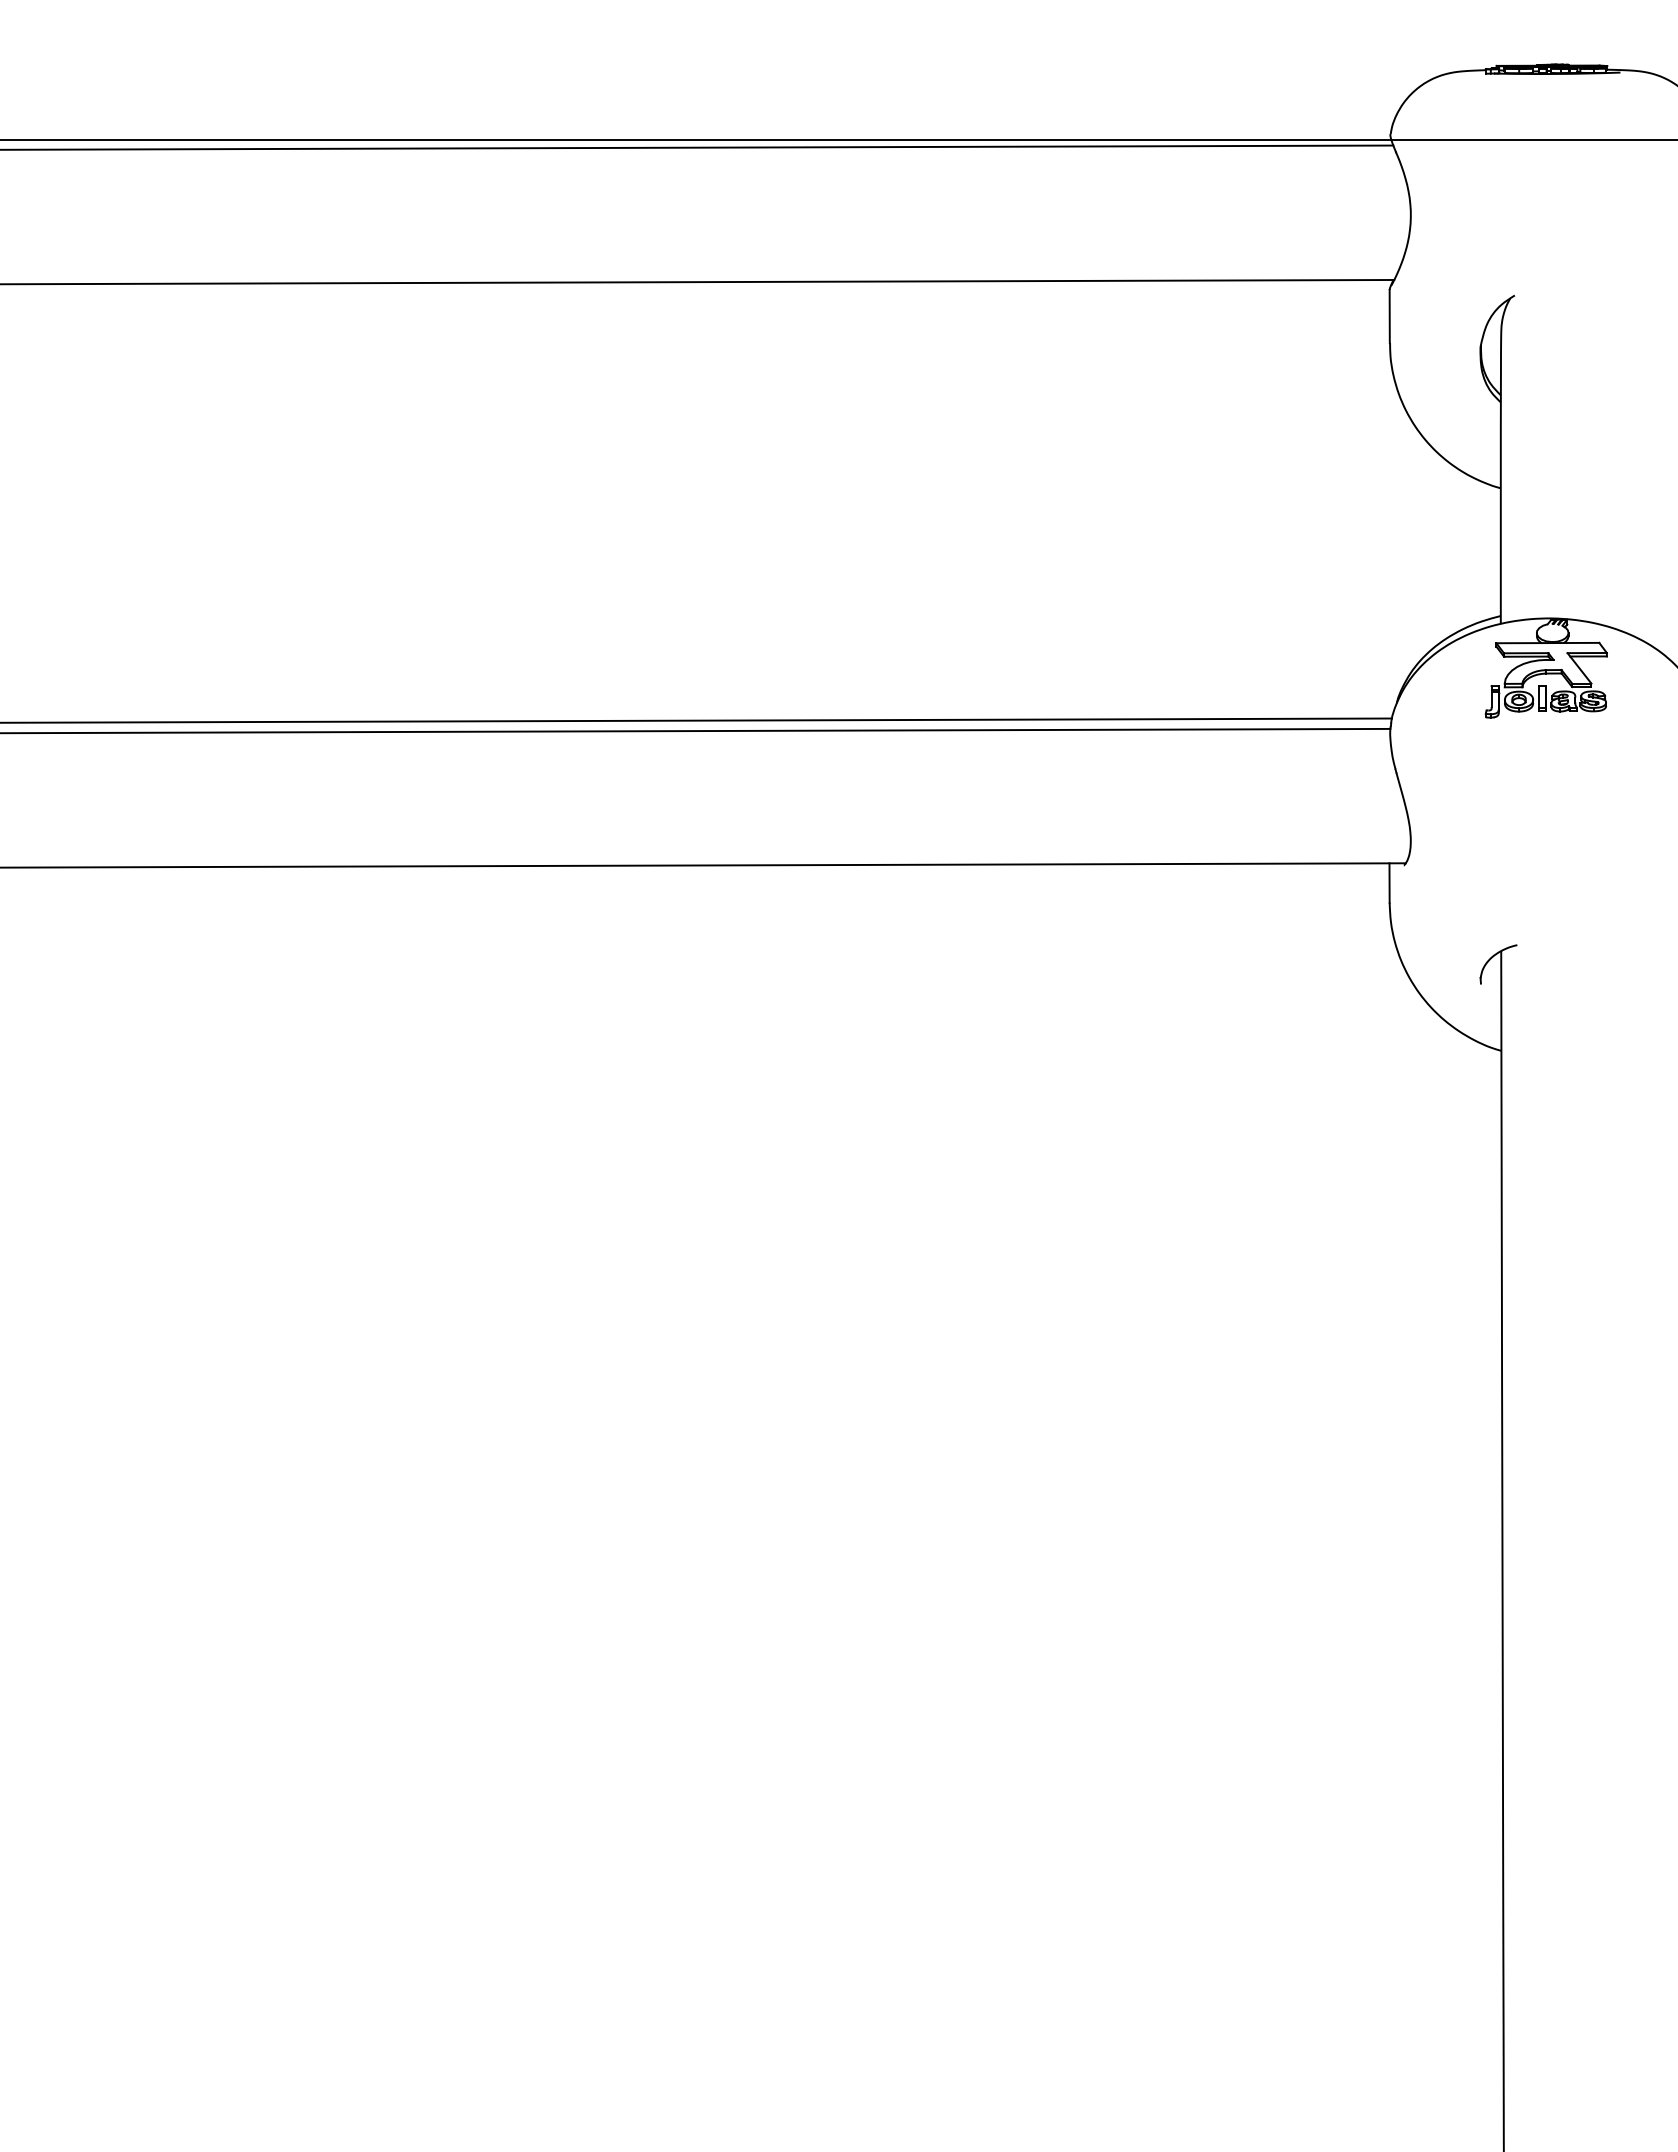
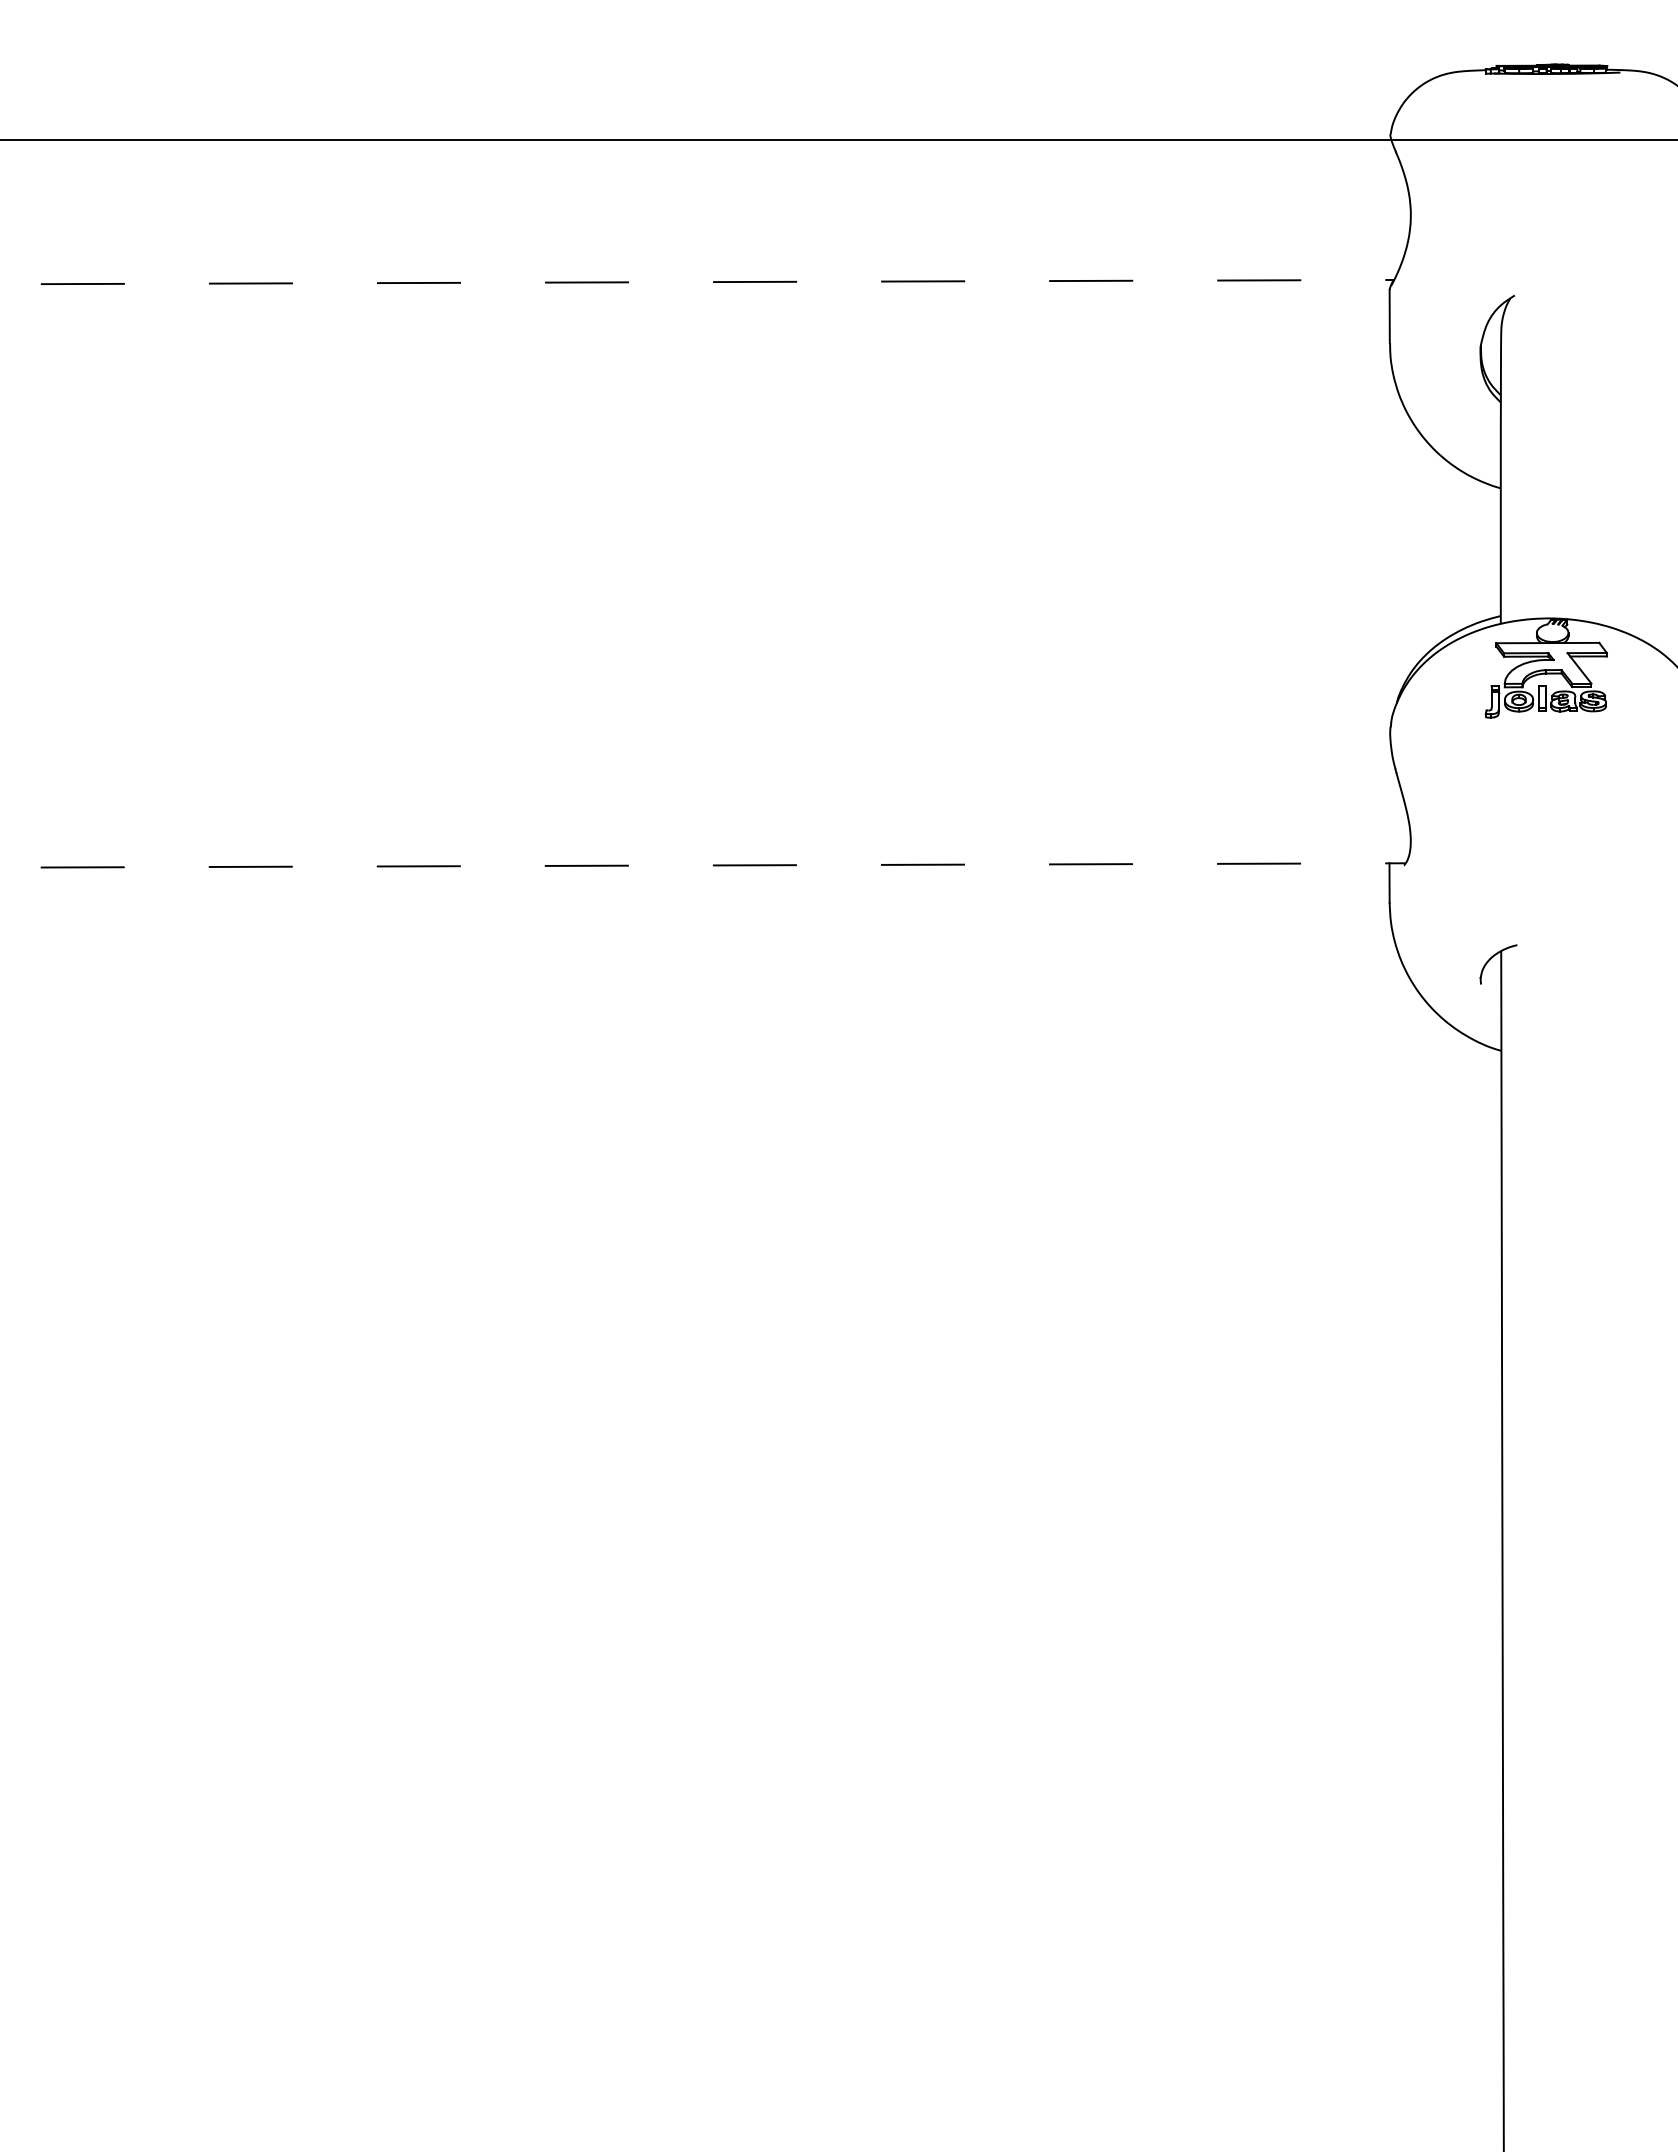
line: present -> none (697, 147)
line: solid -> dashed (697, 282)
line: present -> none (697, 720)
line: present -> none (696, 730)
line: solid -> dashed (702, 865)
